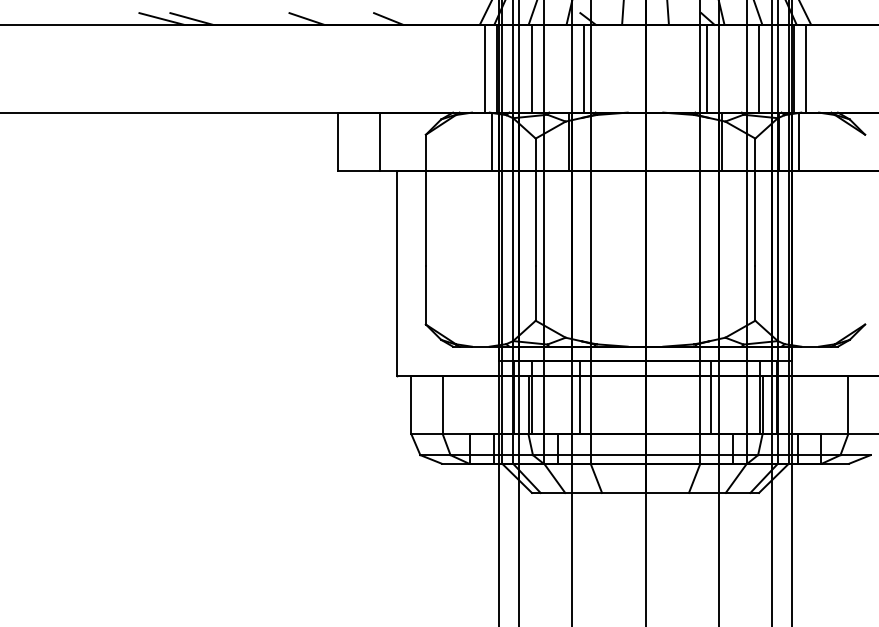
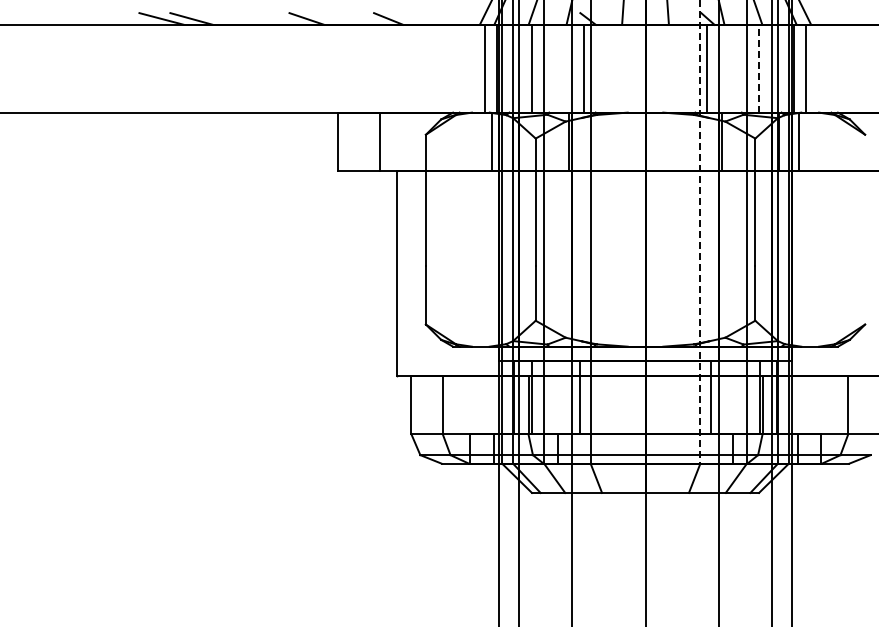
line: solid -> dashed (759, 68)
line: solid -> dashed (700, 232)
